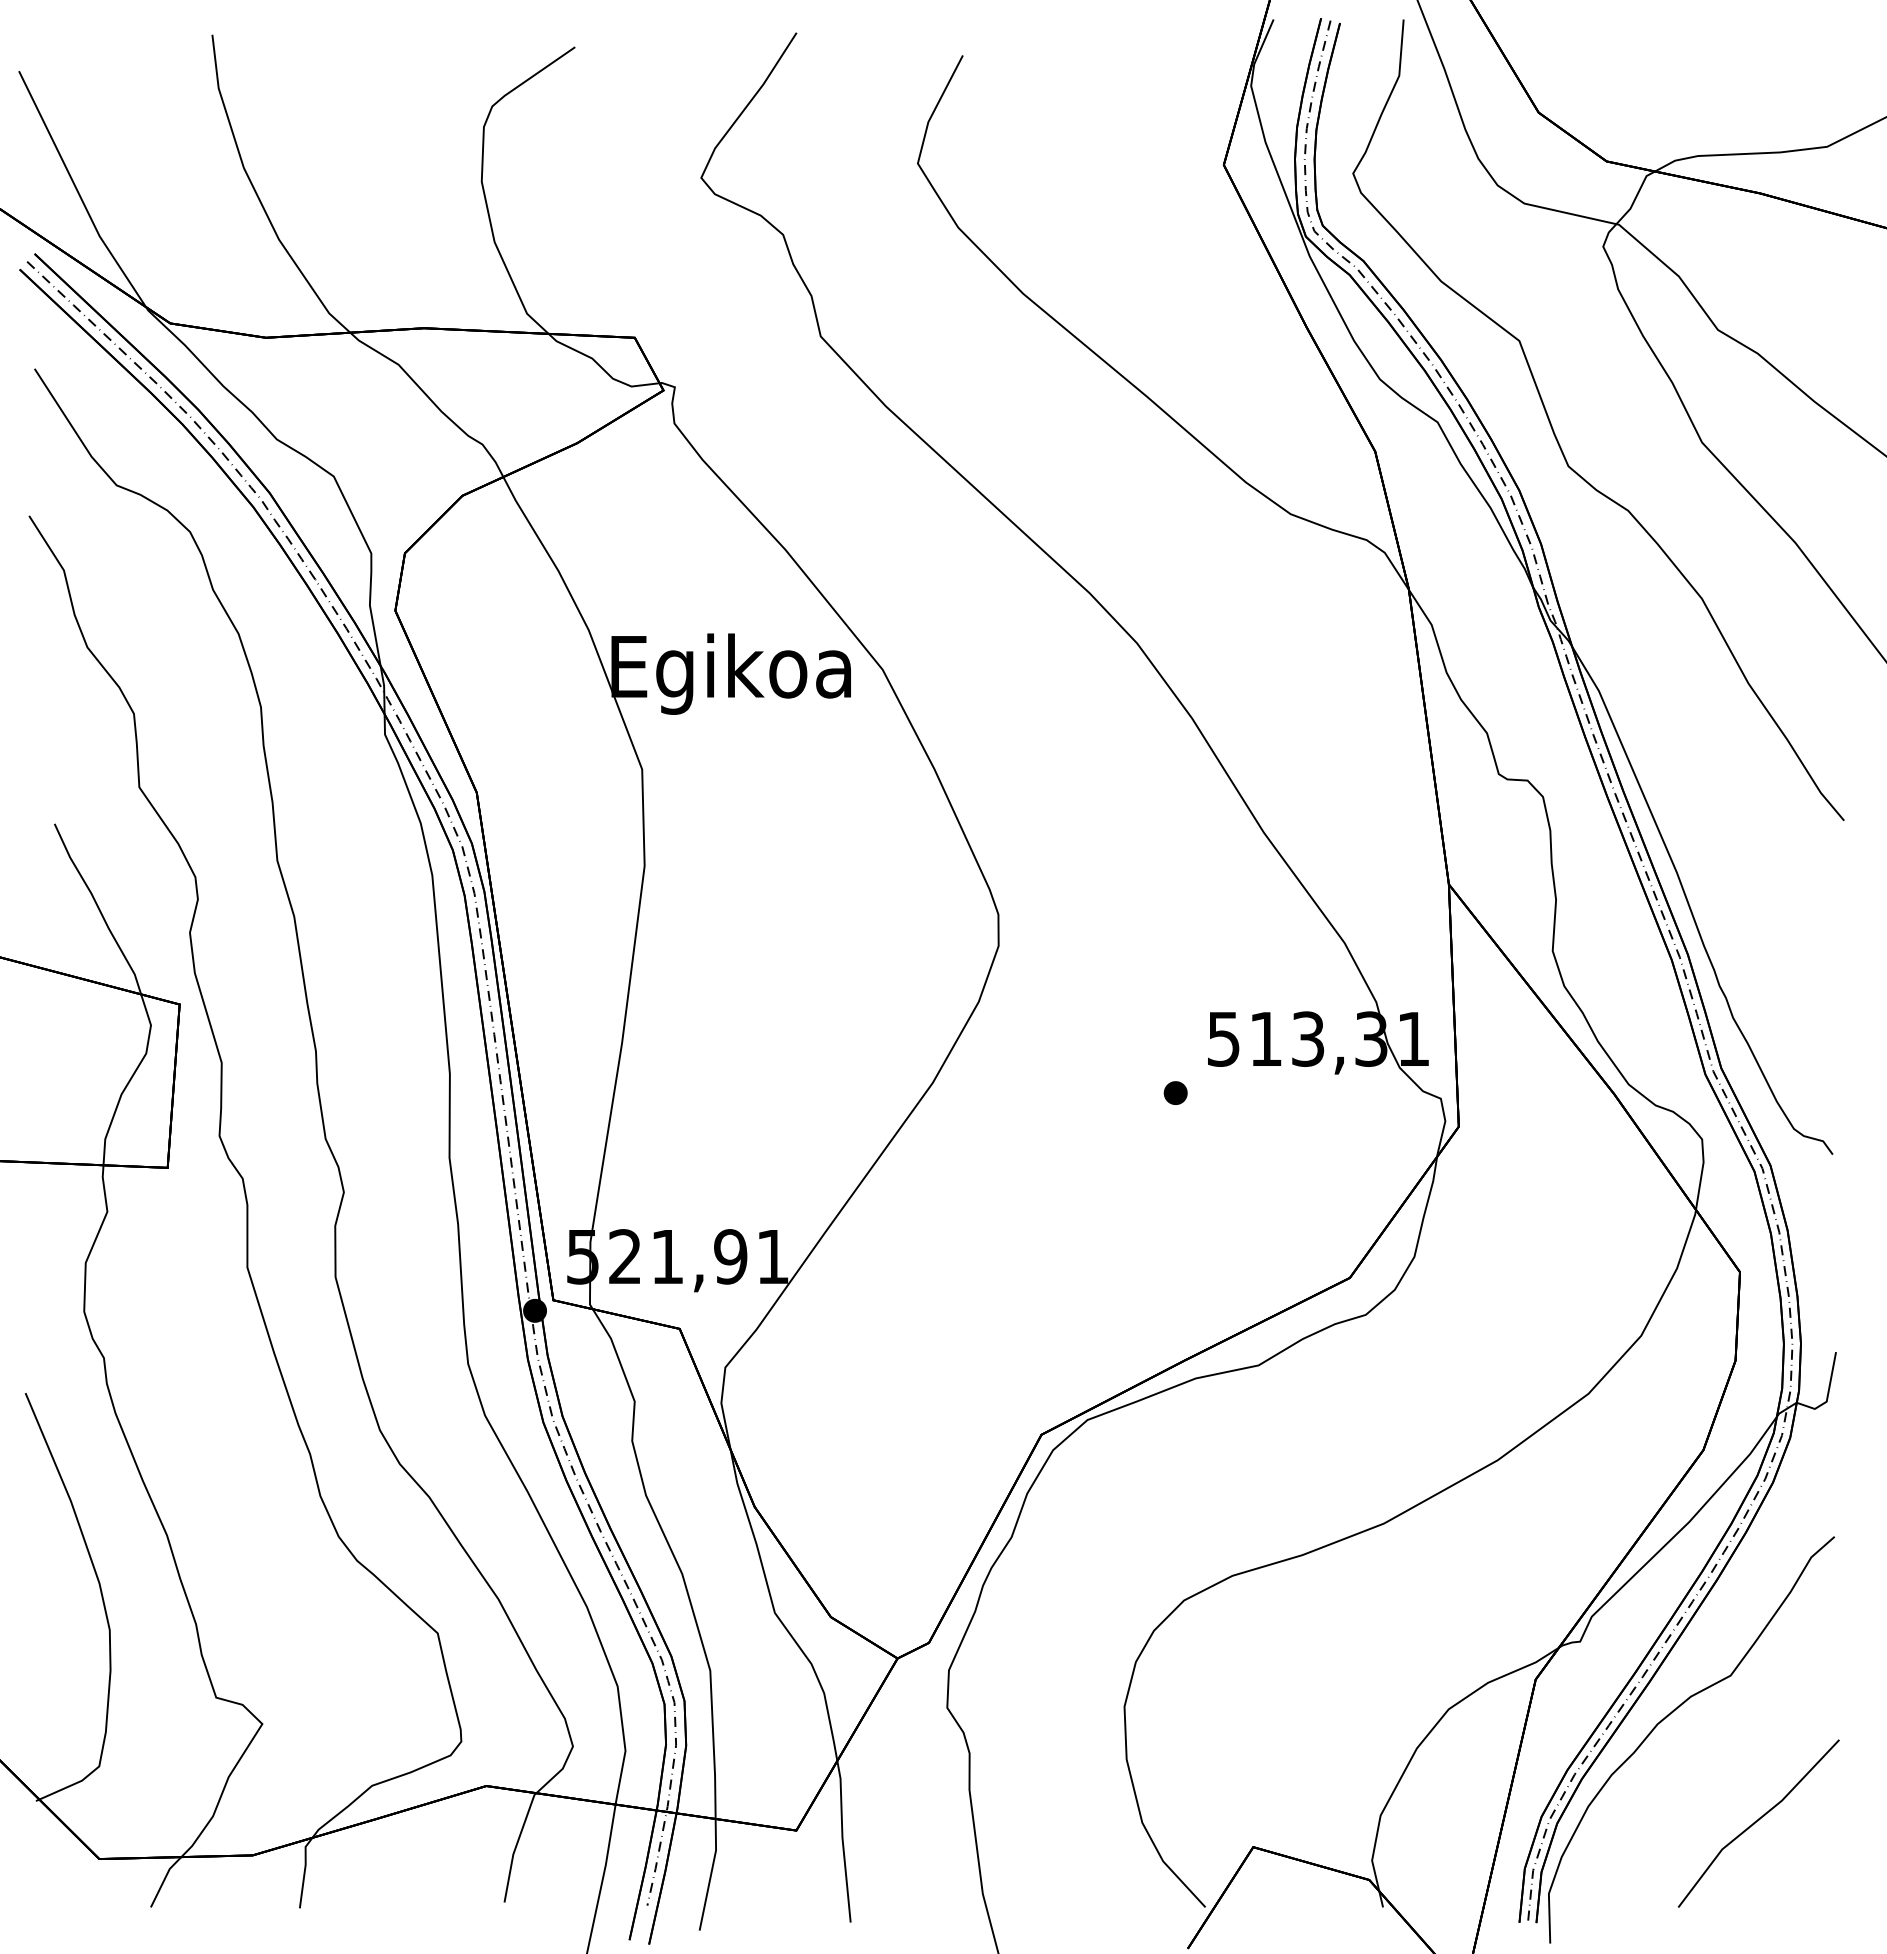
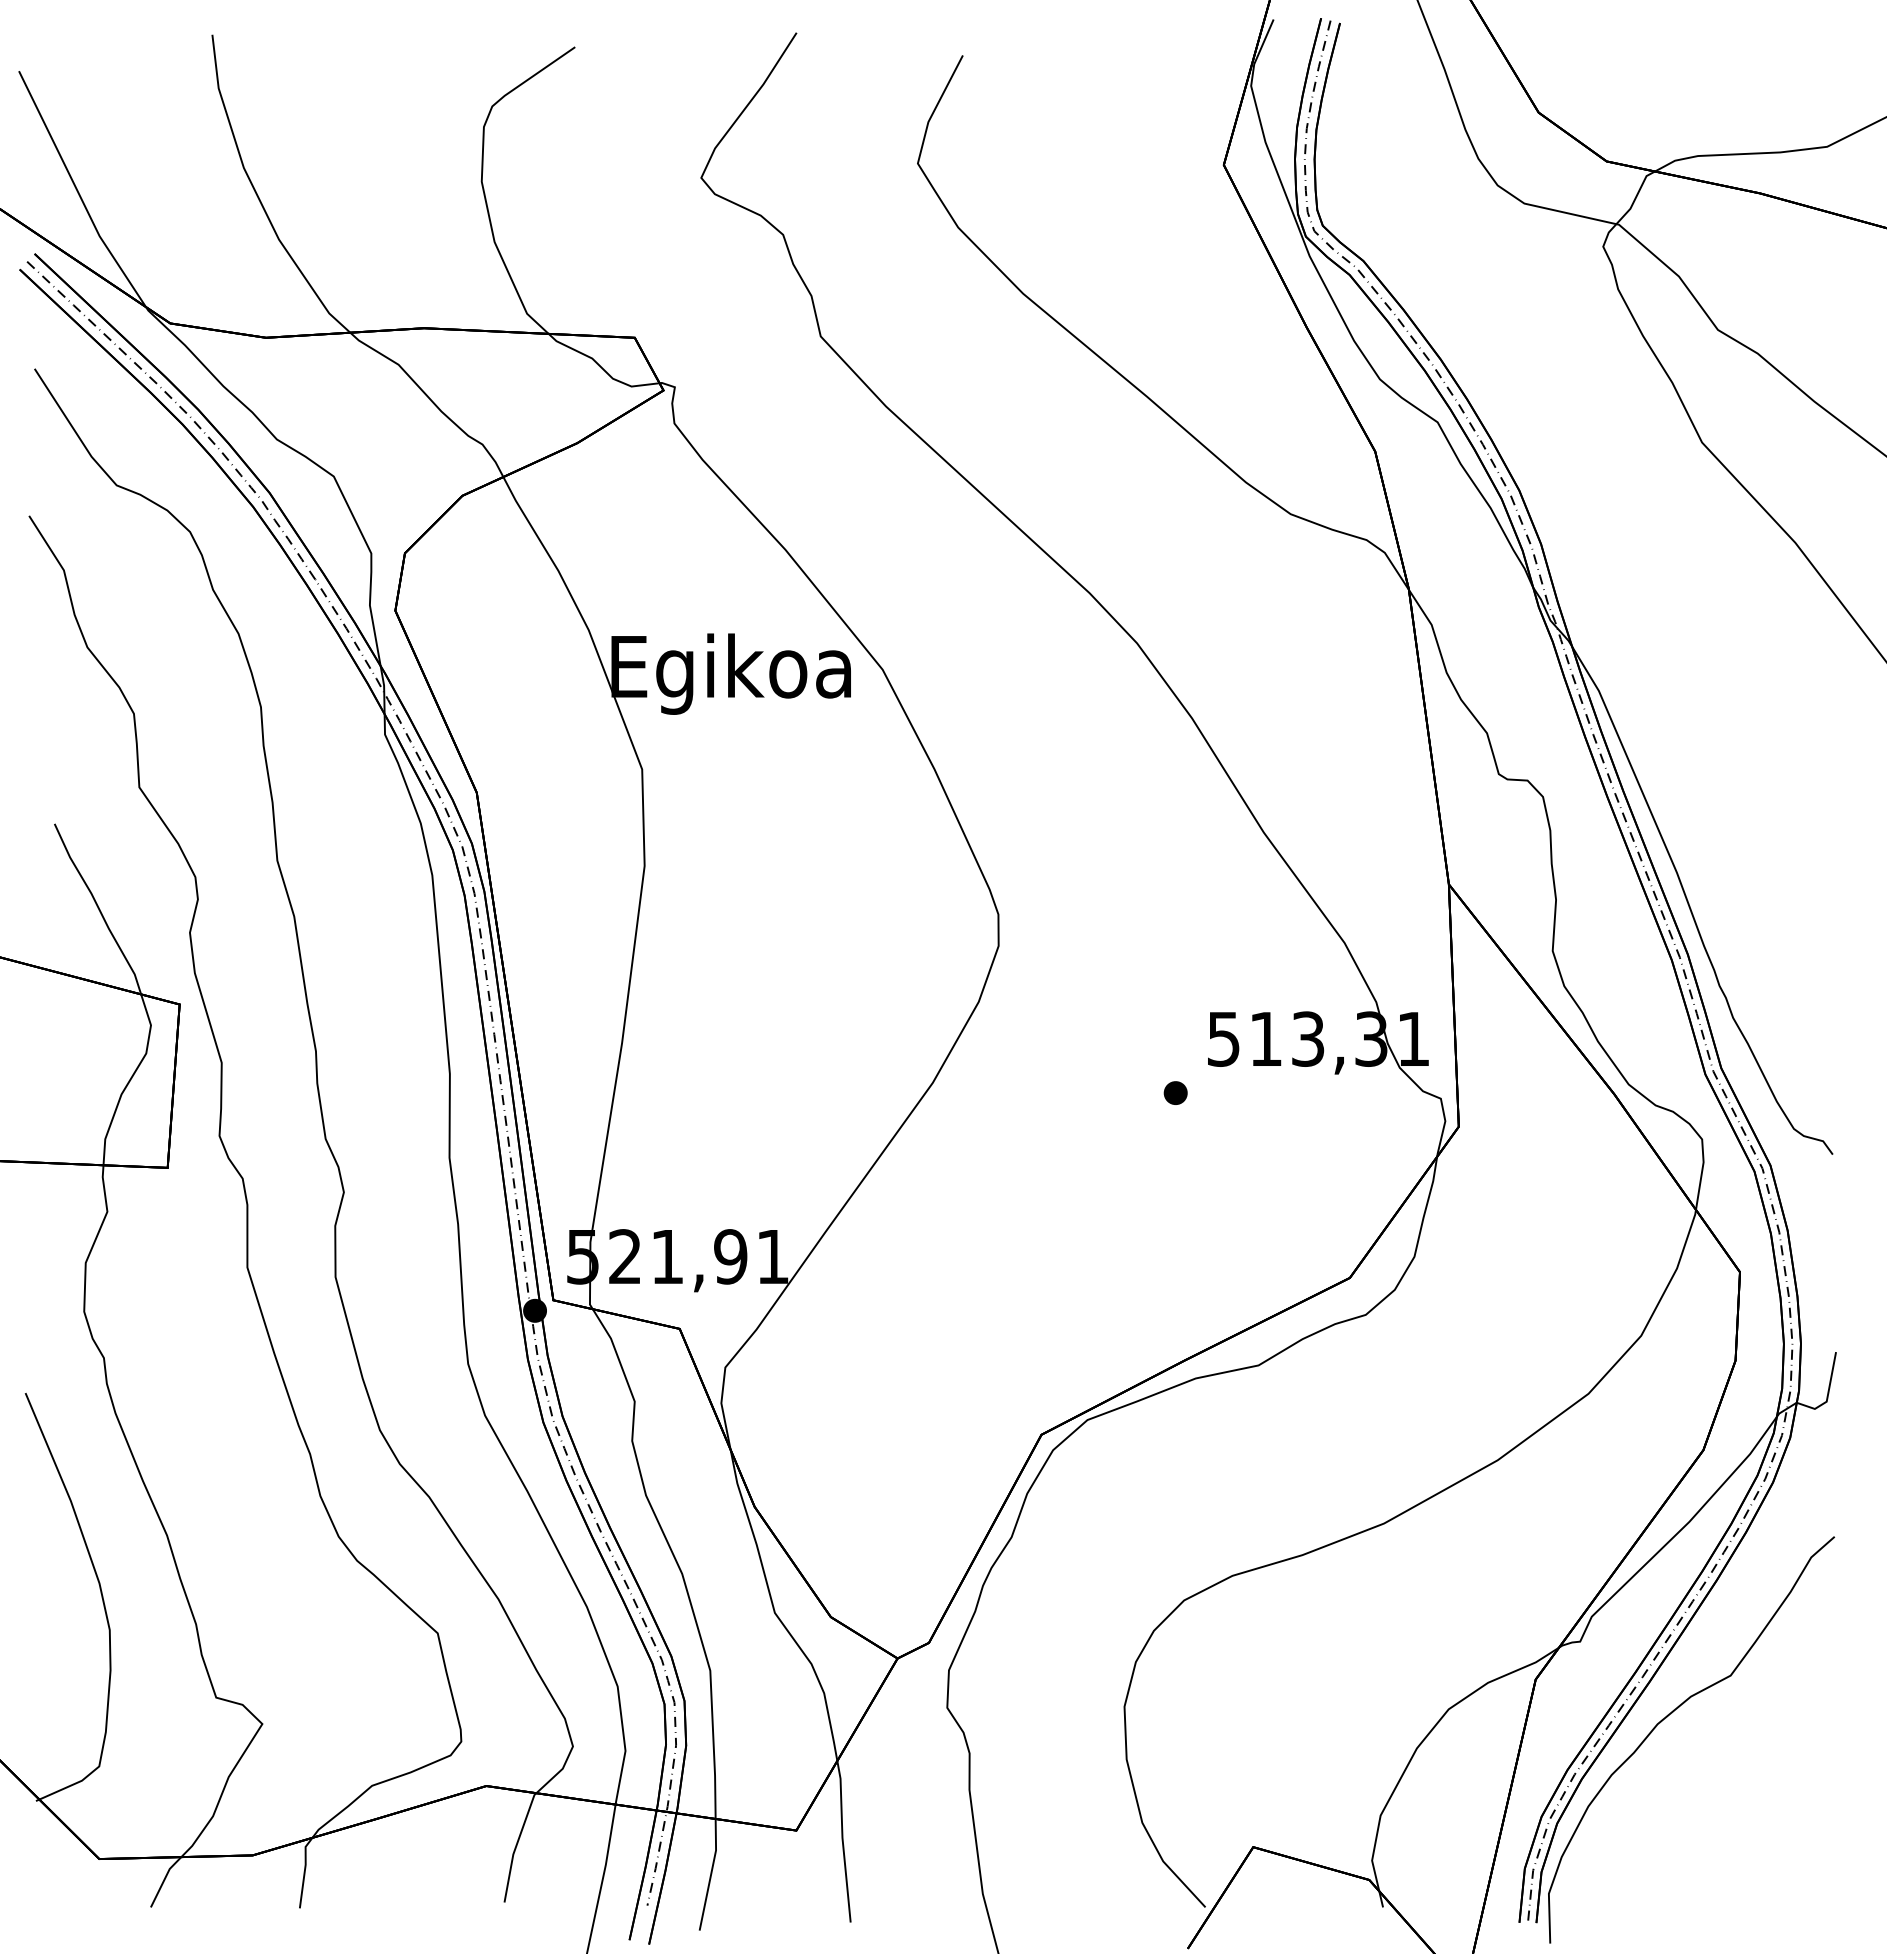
curve: present -> none (1558, 440)
line: present -> none (1758, 1821)
